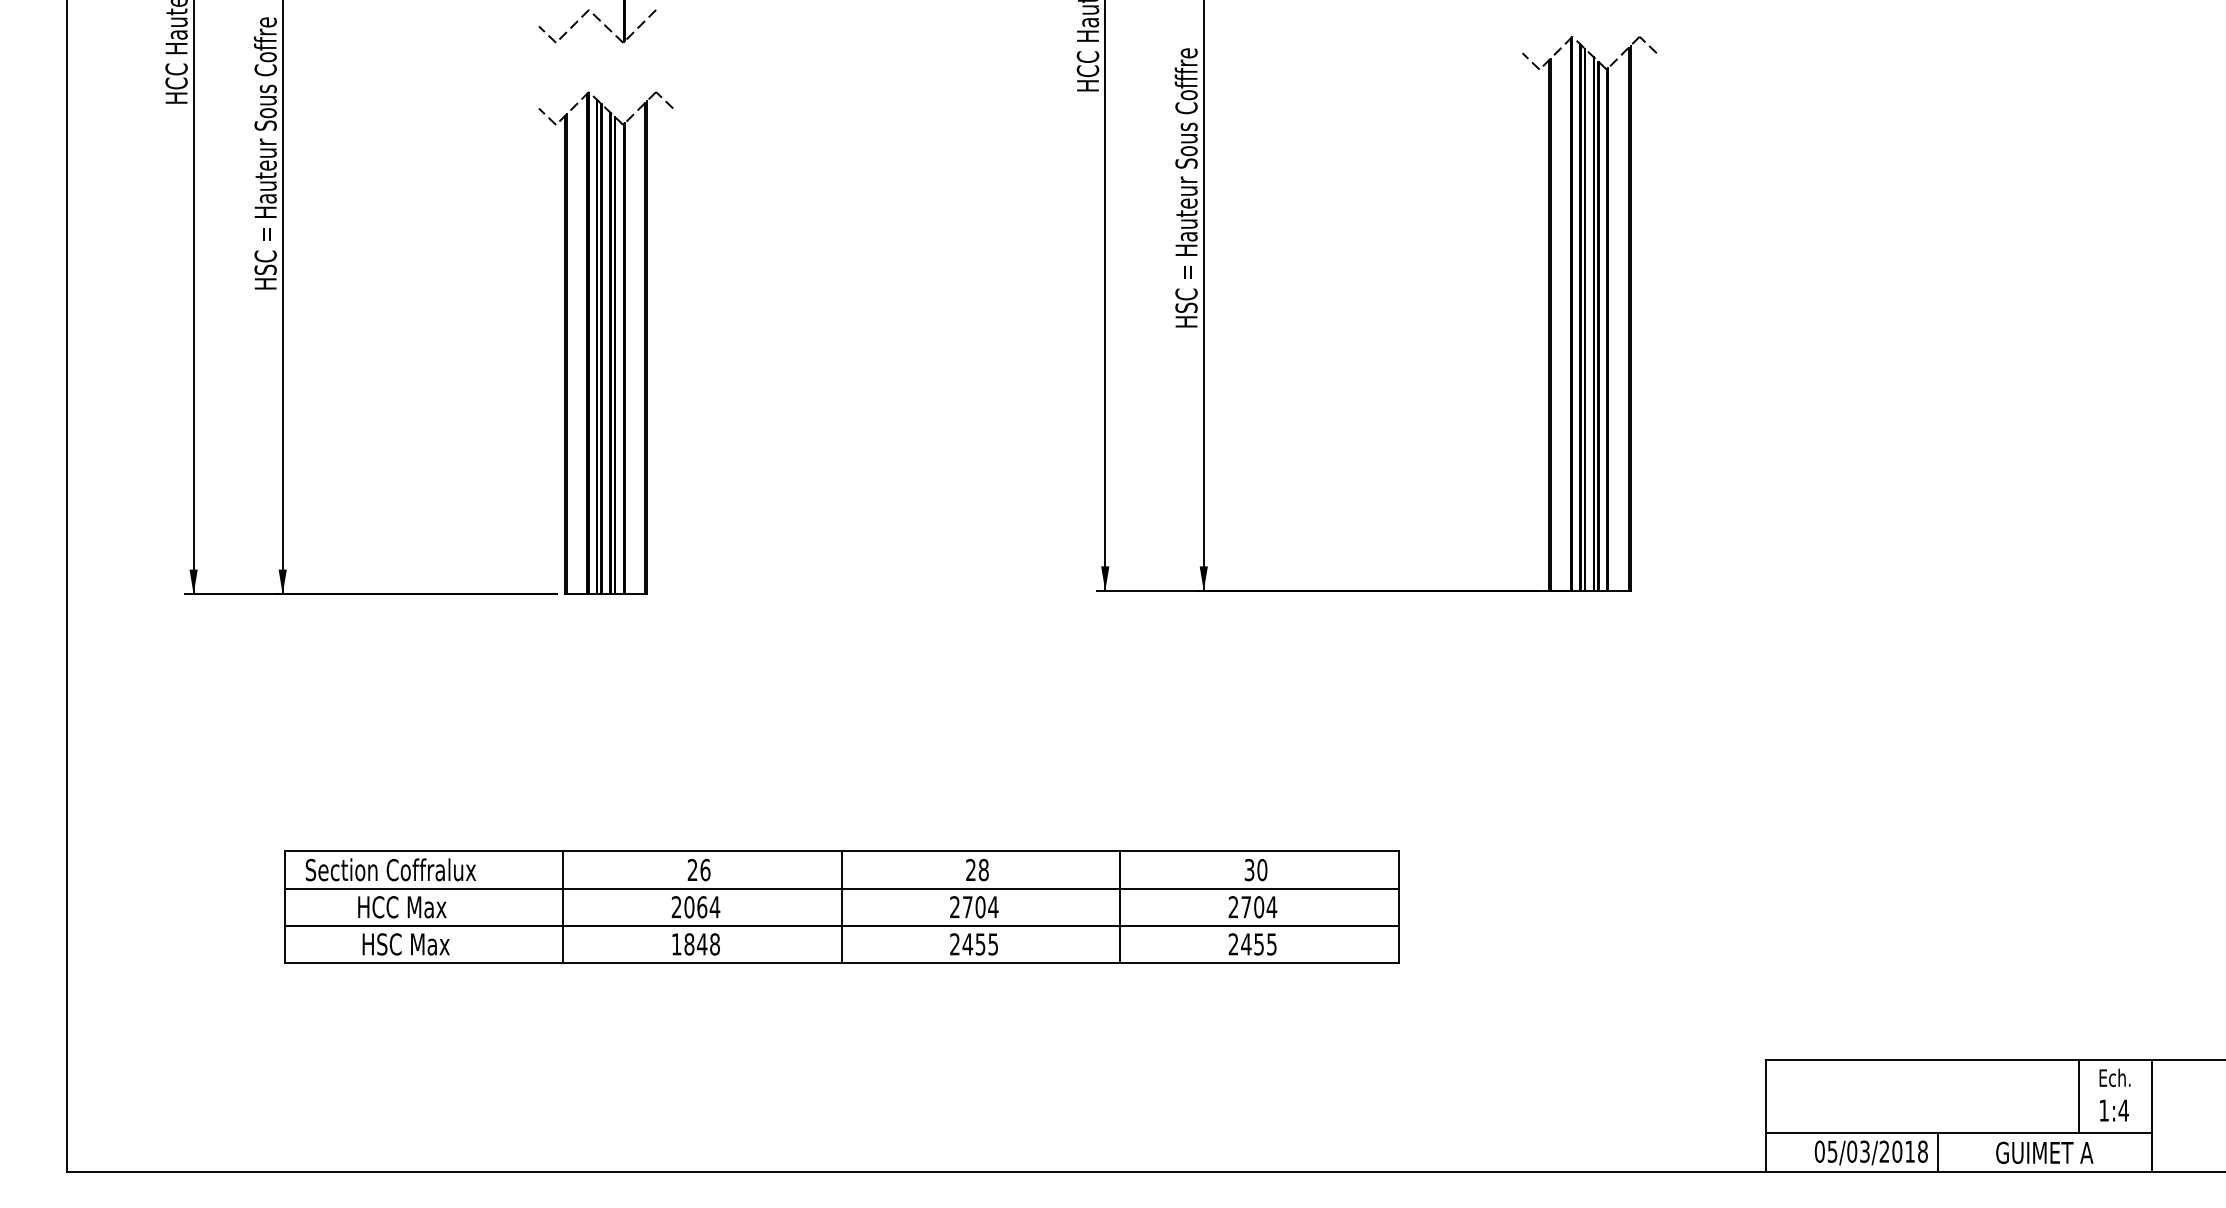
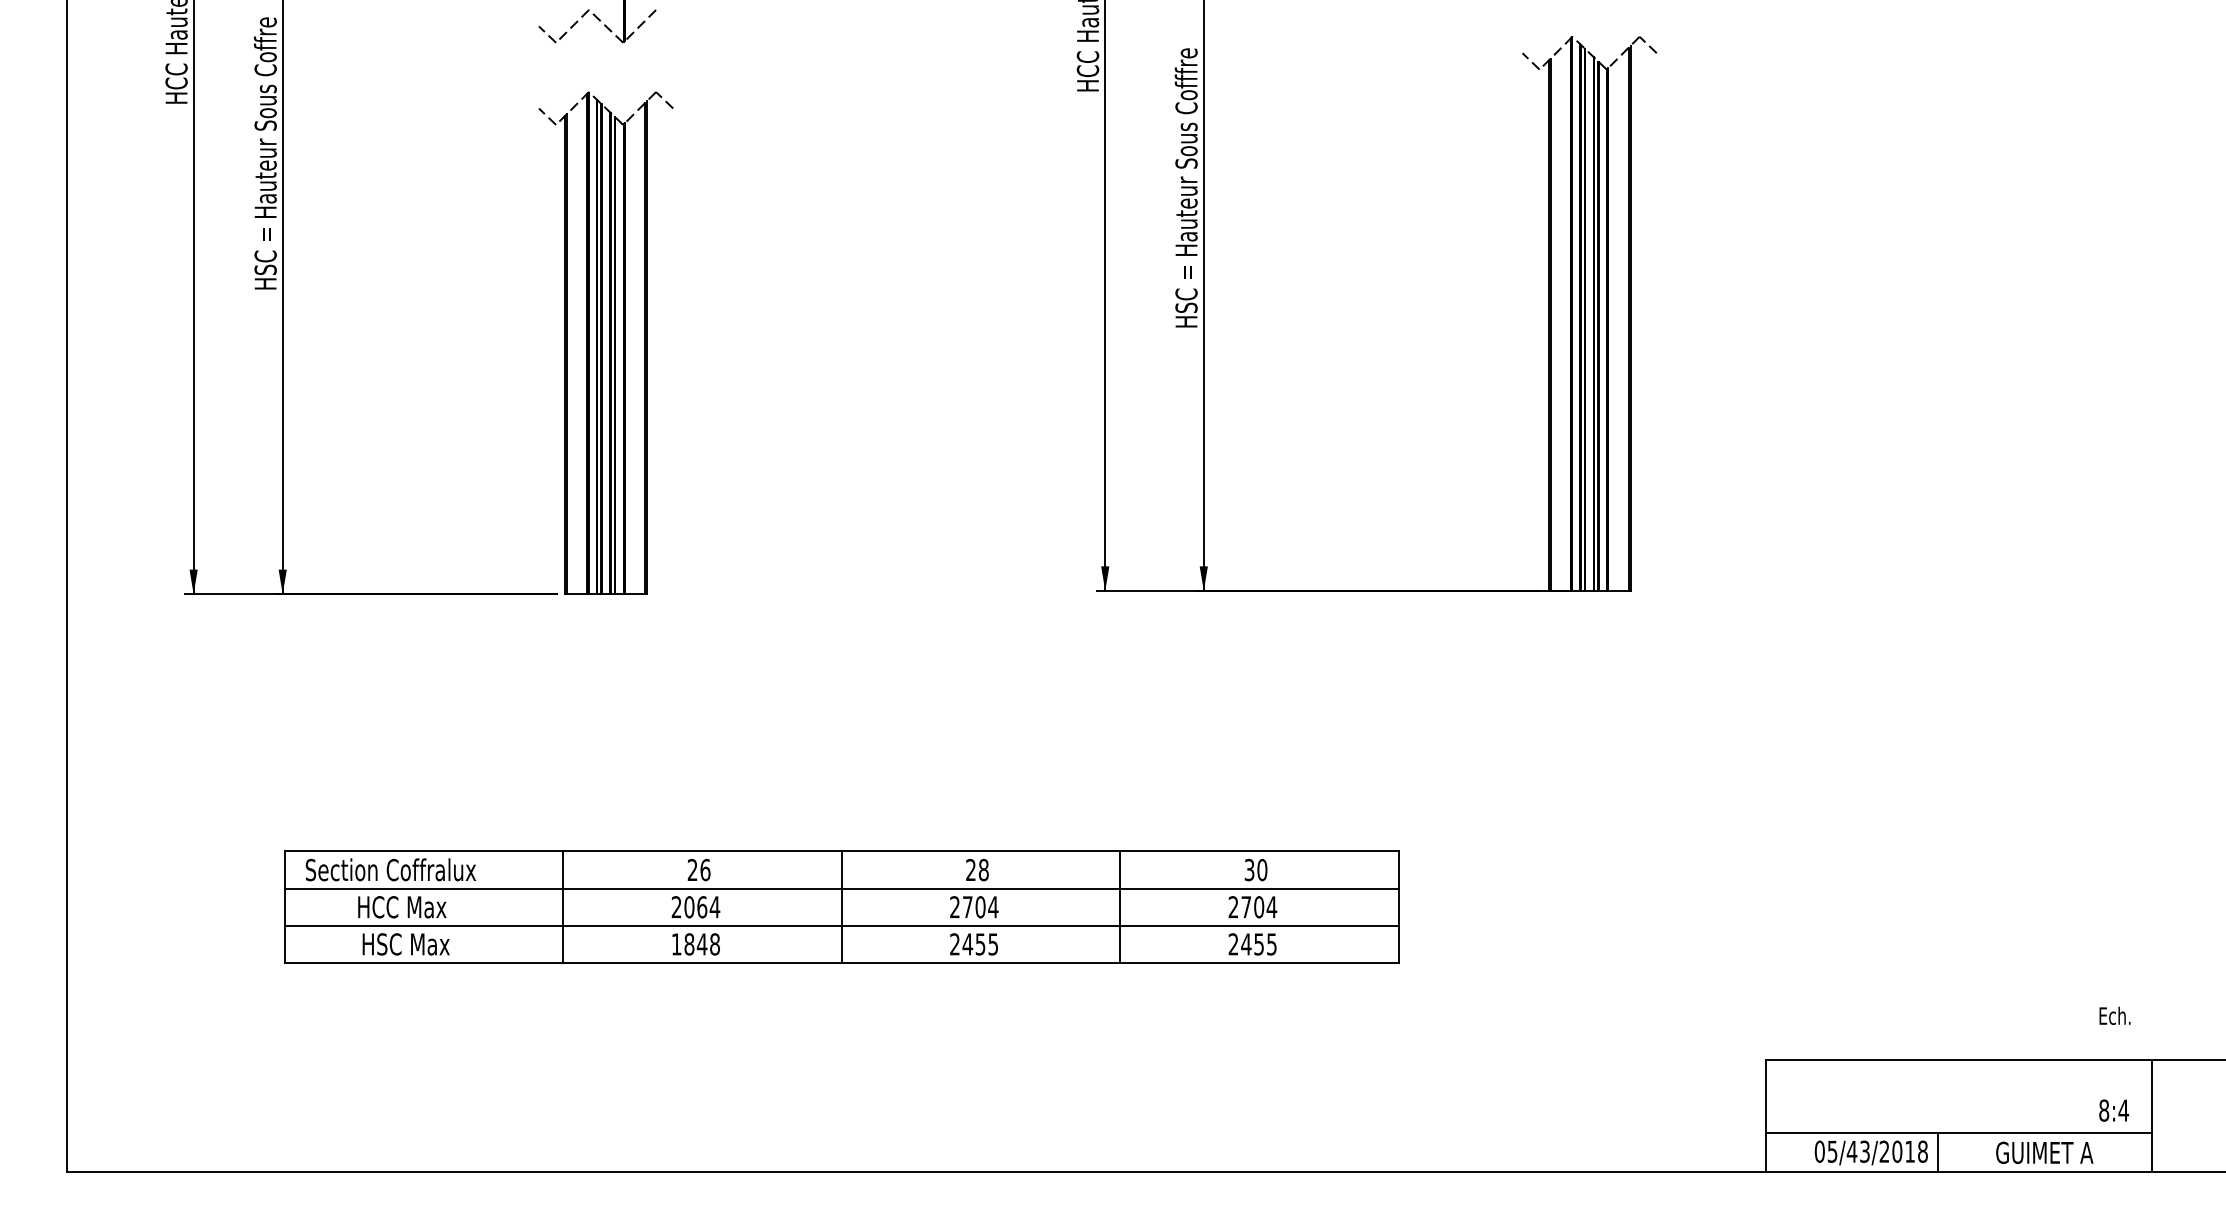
text position: (2114, 1077) -> (2114, 1015) (2114, 1015)
line: present -> none (2079, 1095)
text: 1:4 -> 8:4 (2104, 1110)
text: 05/03/2018 -> 05/43/2018 (1851, 1151)
